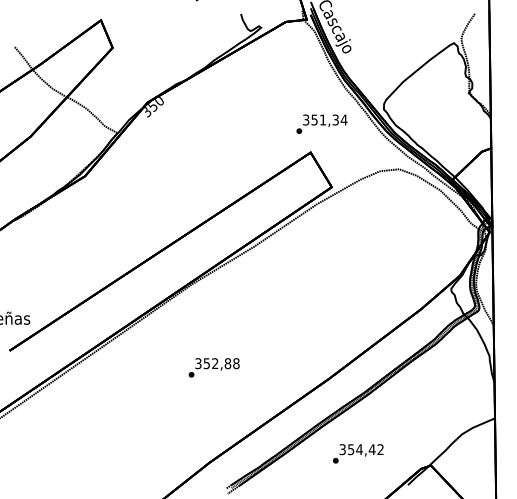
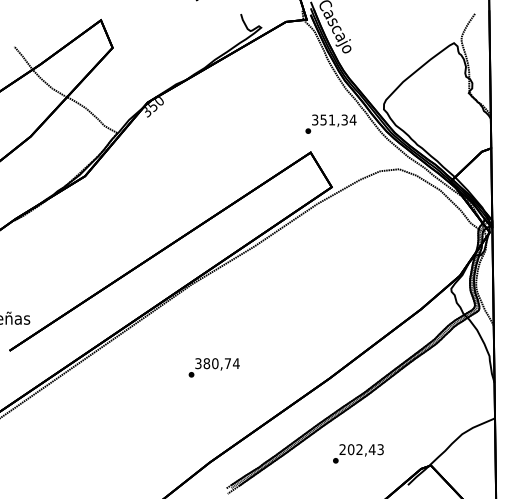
text position: (321, 123) -> (330, 123) (330, 123)
text: 352,88 -> 380,74 (221, 363)
text: 354,42 -> 202,43 (361, 449)
